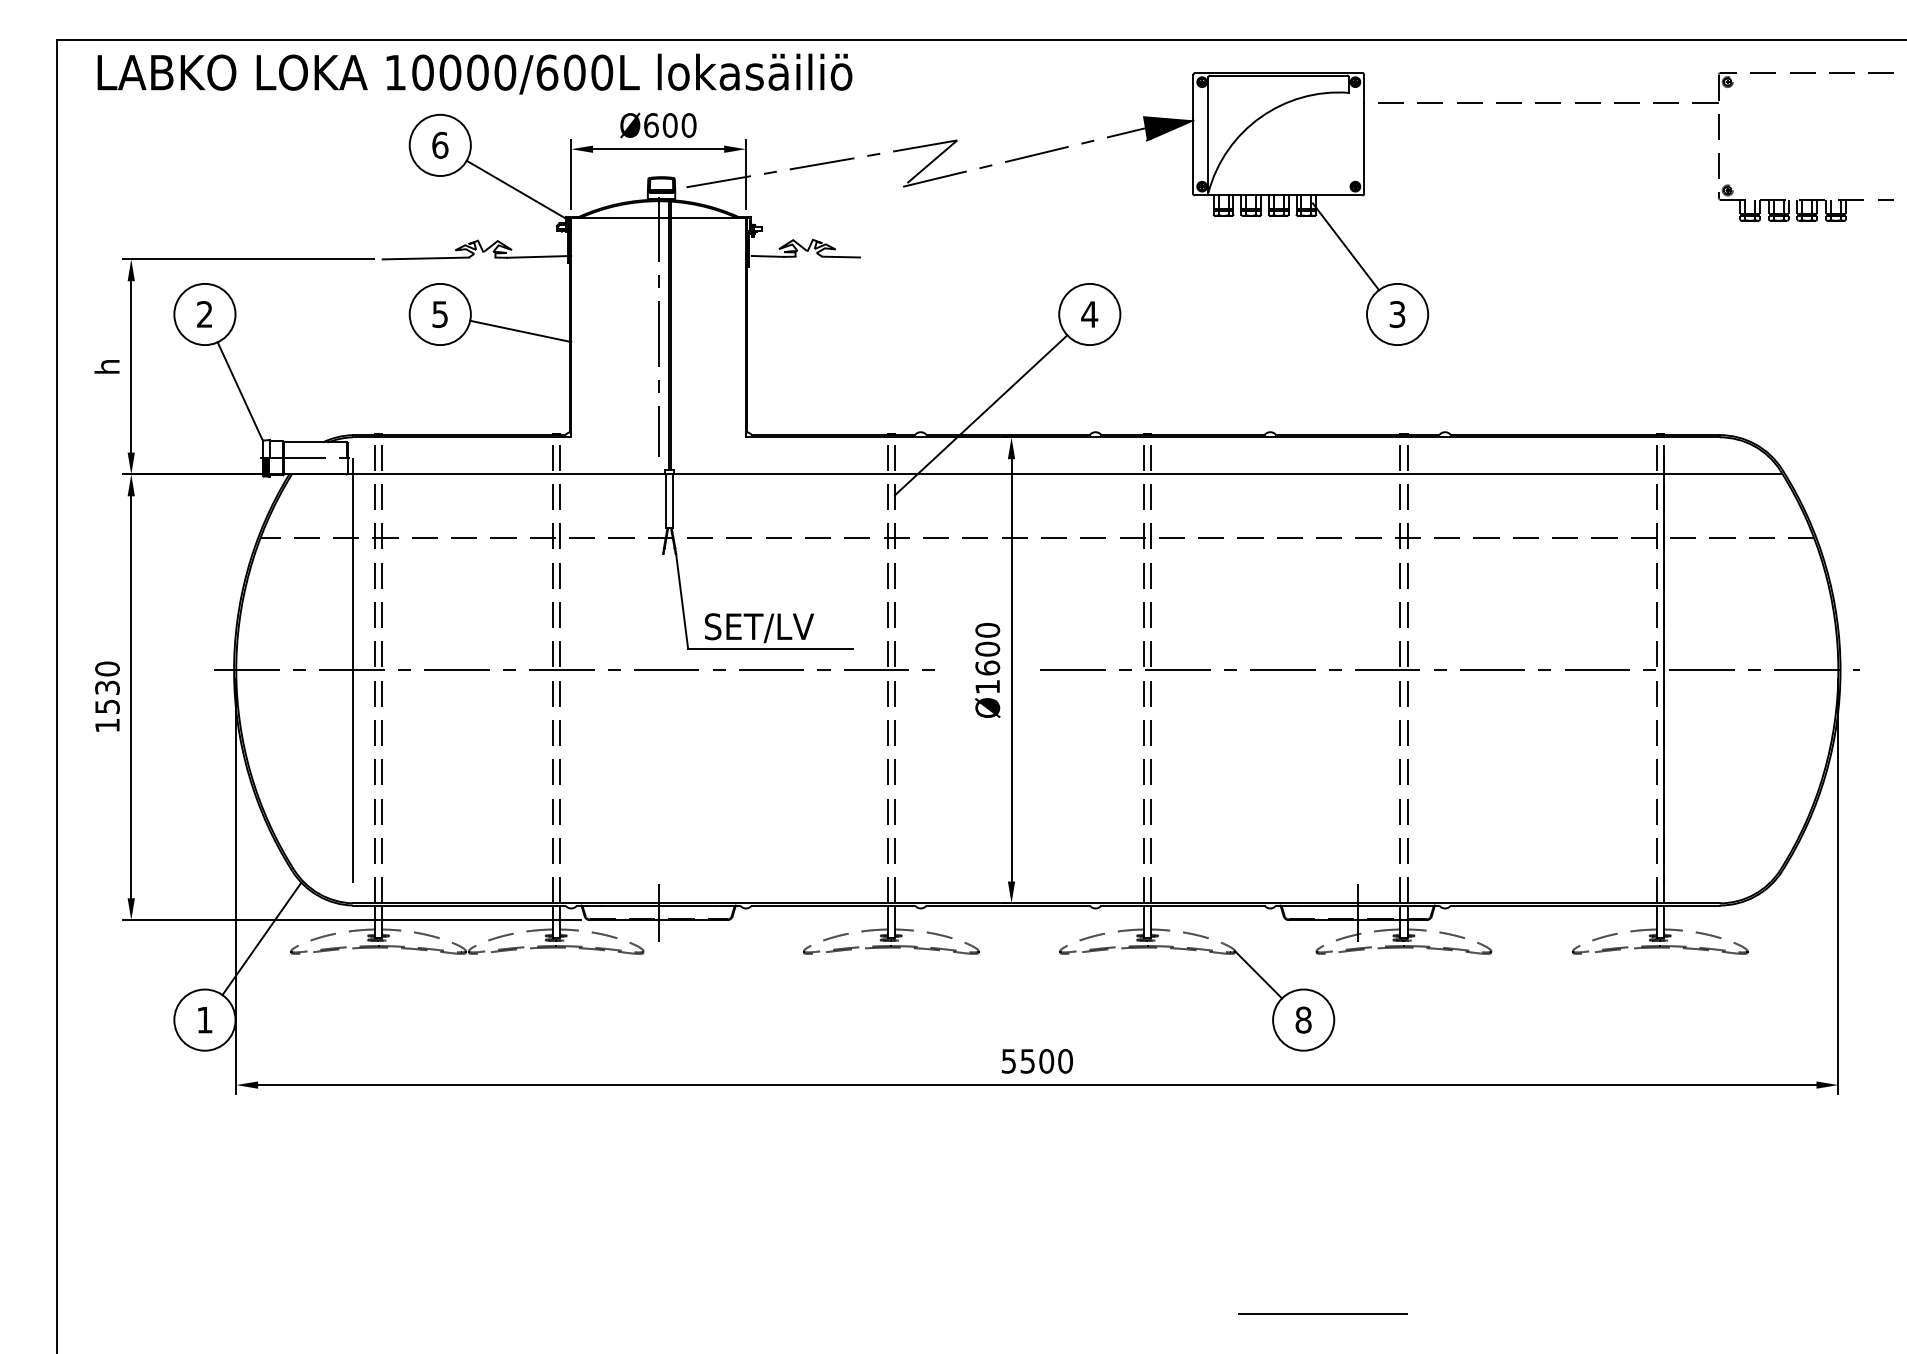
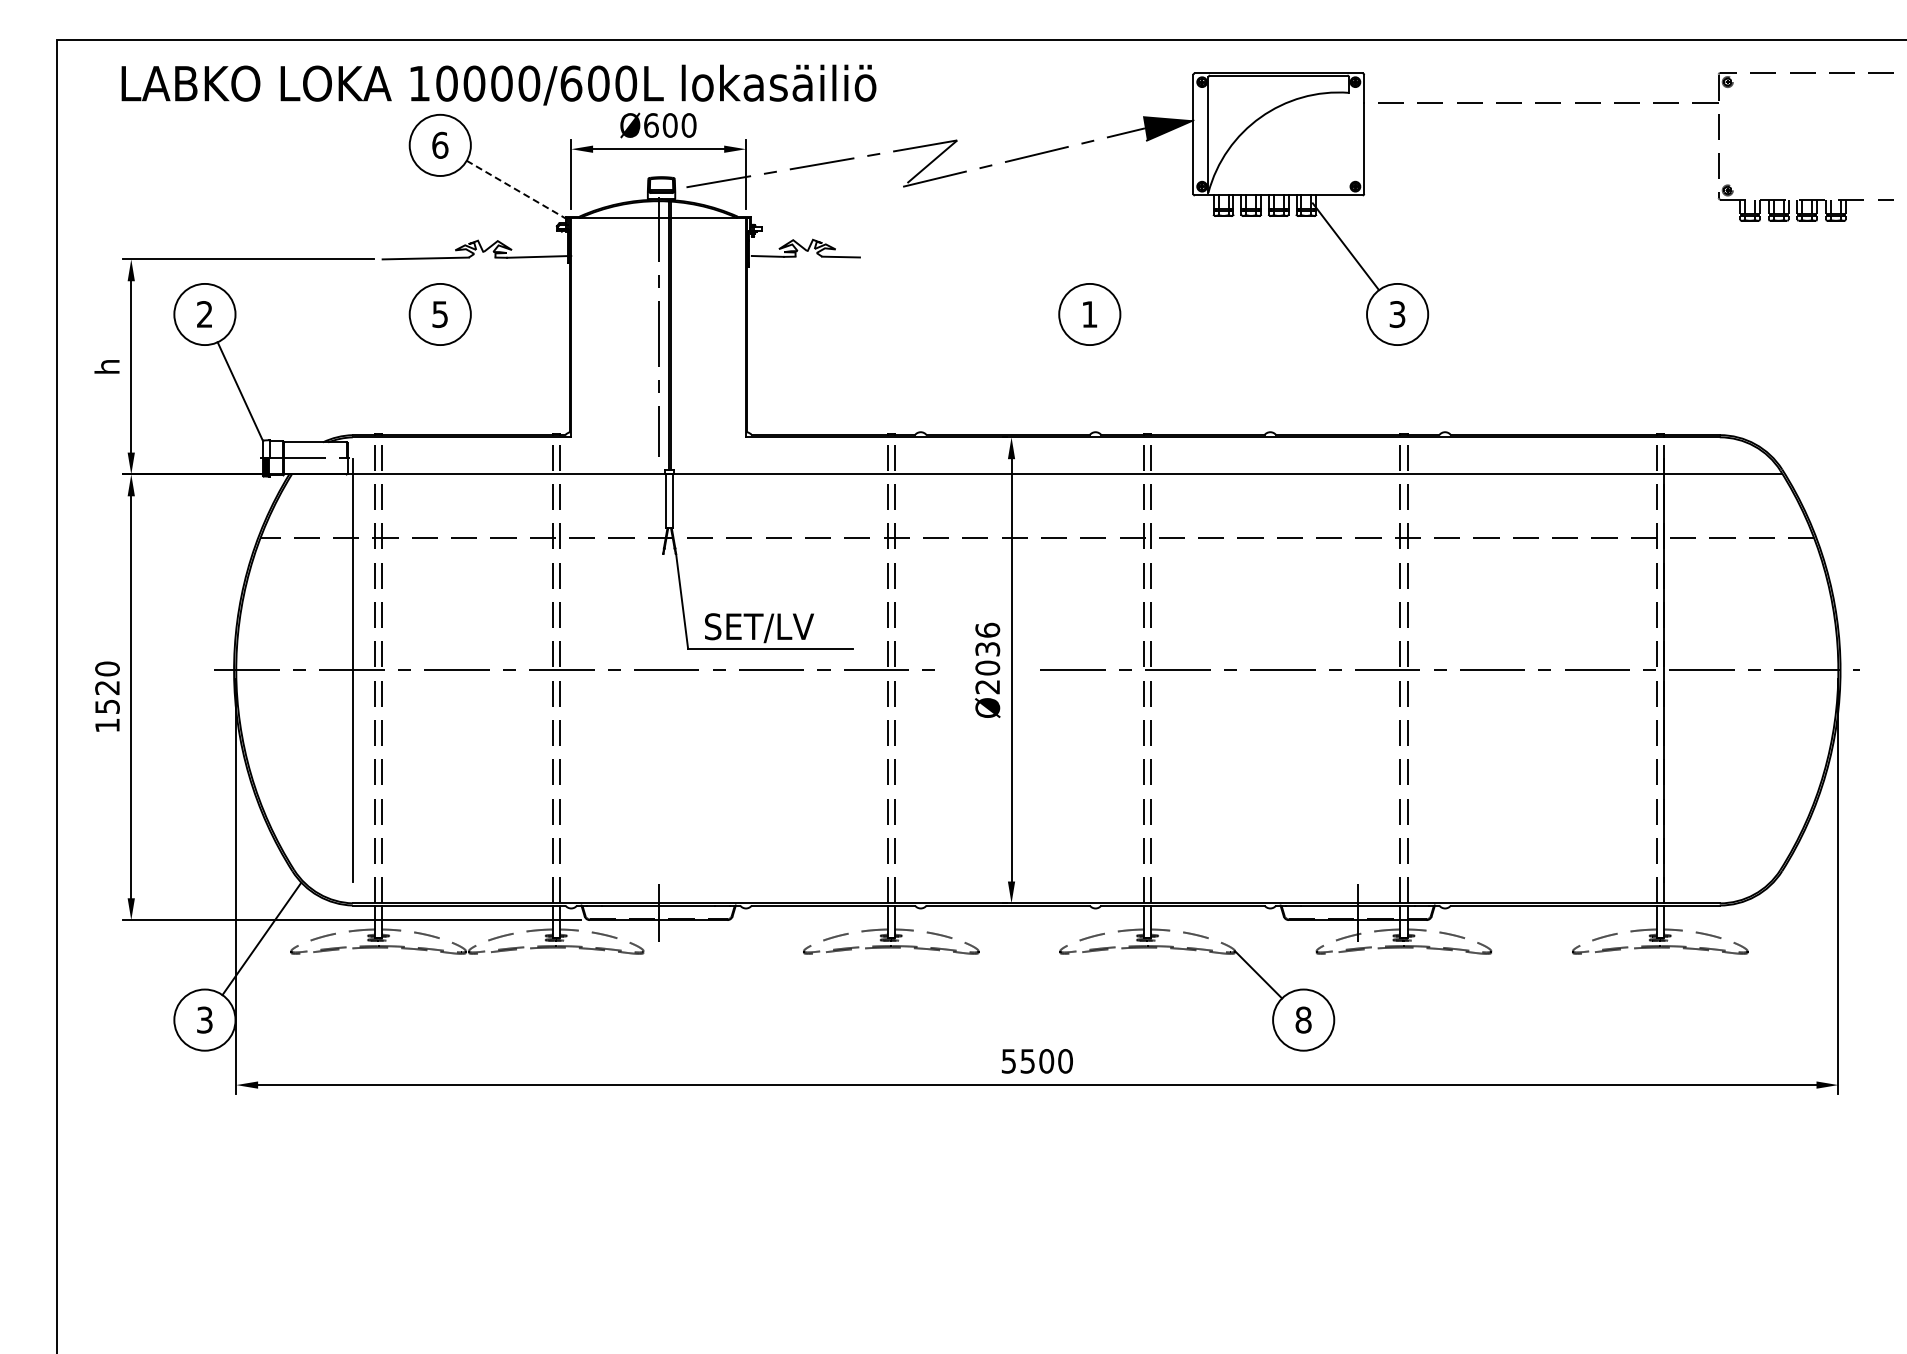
text position: (474, 73) -> (498, 84) (498, 84)
line: solid -> dashed (516, 189)
text: 4 -> 1 (1089, 314)
line: present -> none (520, 331)
line: present -> none (980, 415)
text: Ø1600 -> Ø2036 (987, 658)
text: 1530 -> 1520 (107, 687)
text: 1 -> 3 (204, 1019)
line: present -> none (1322, 1313)
